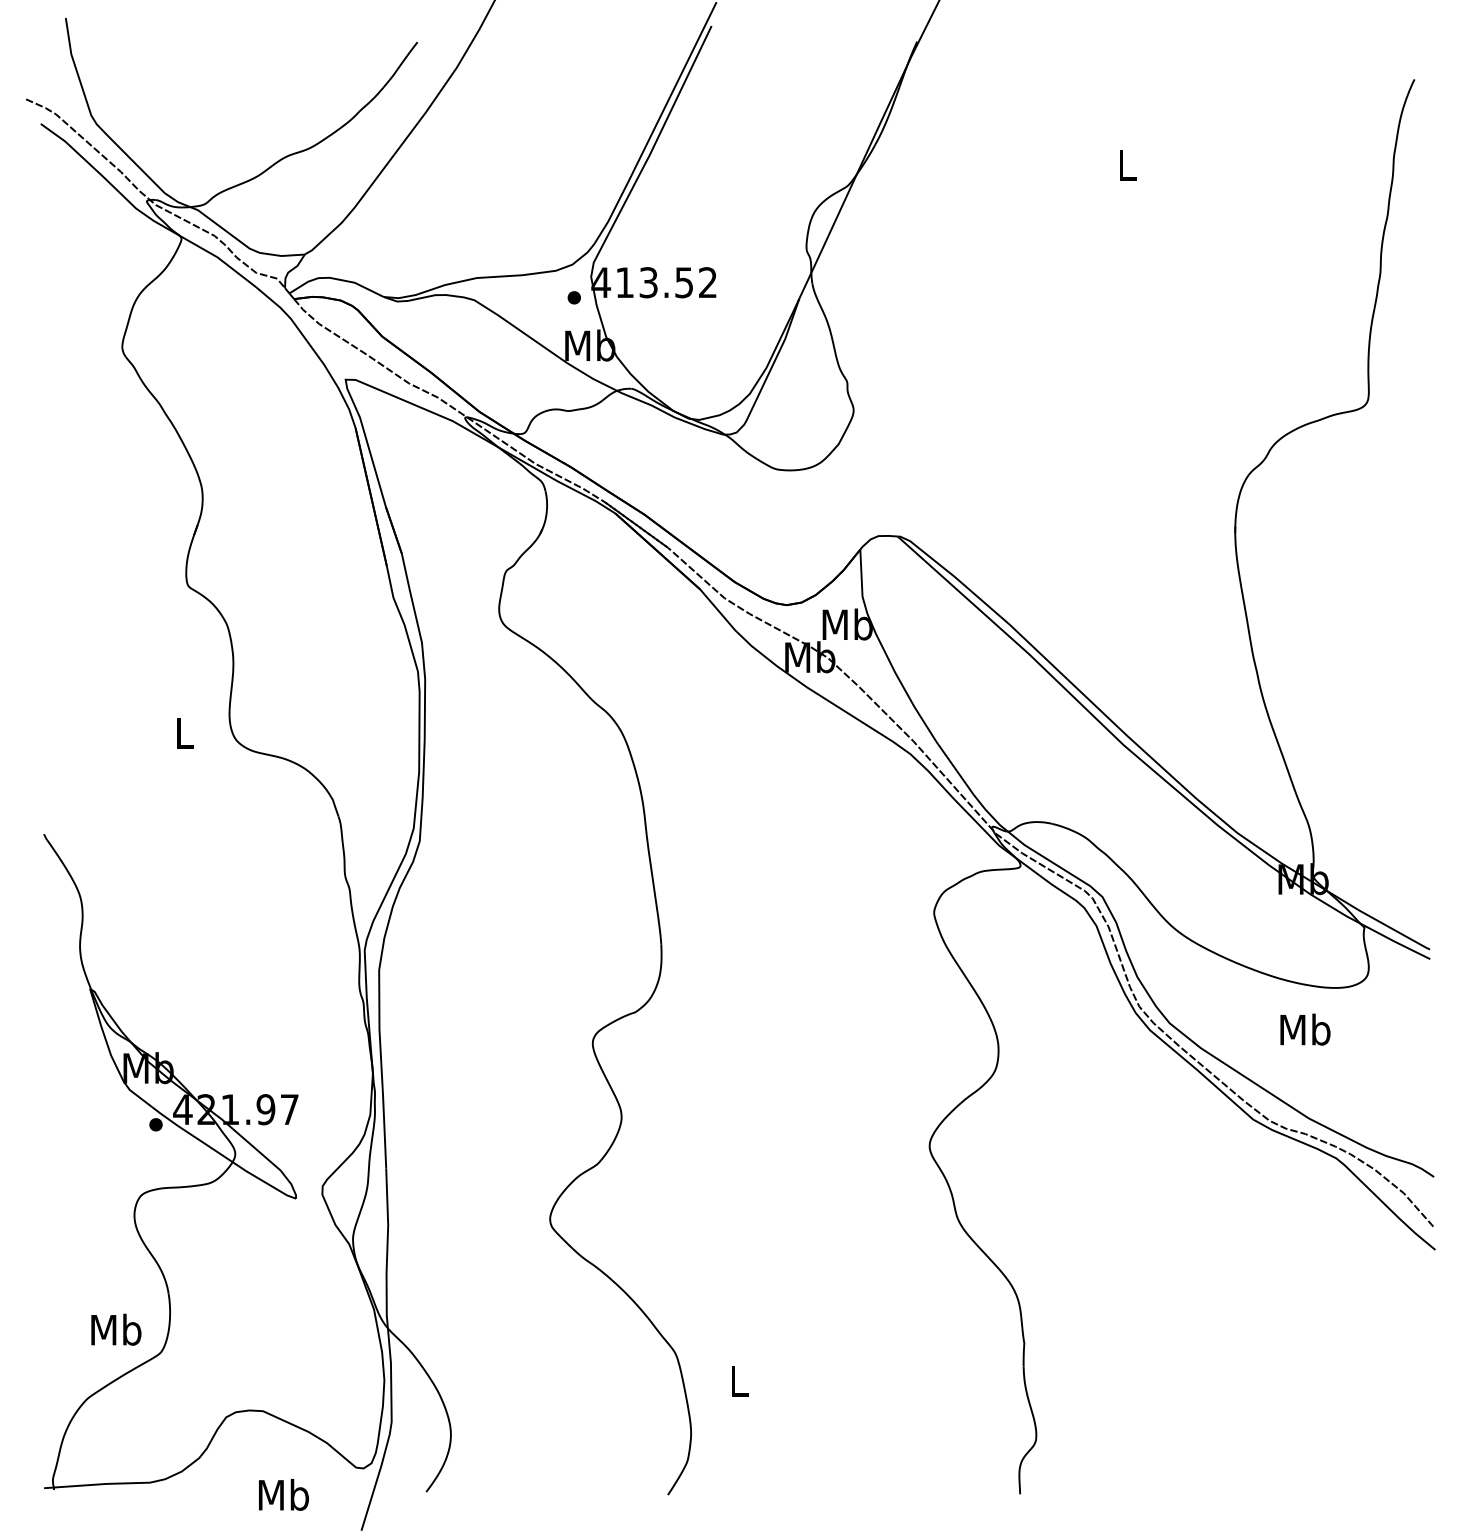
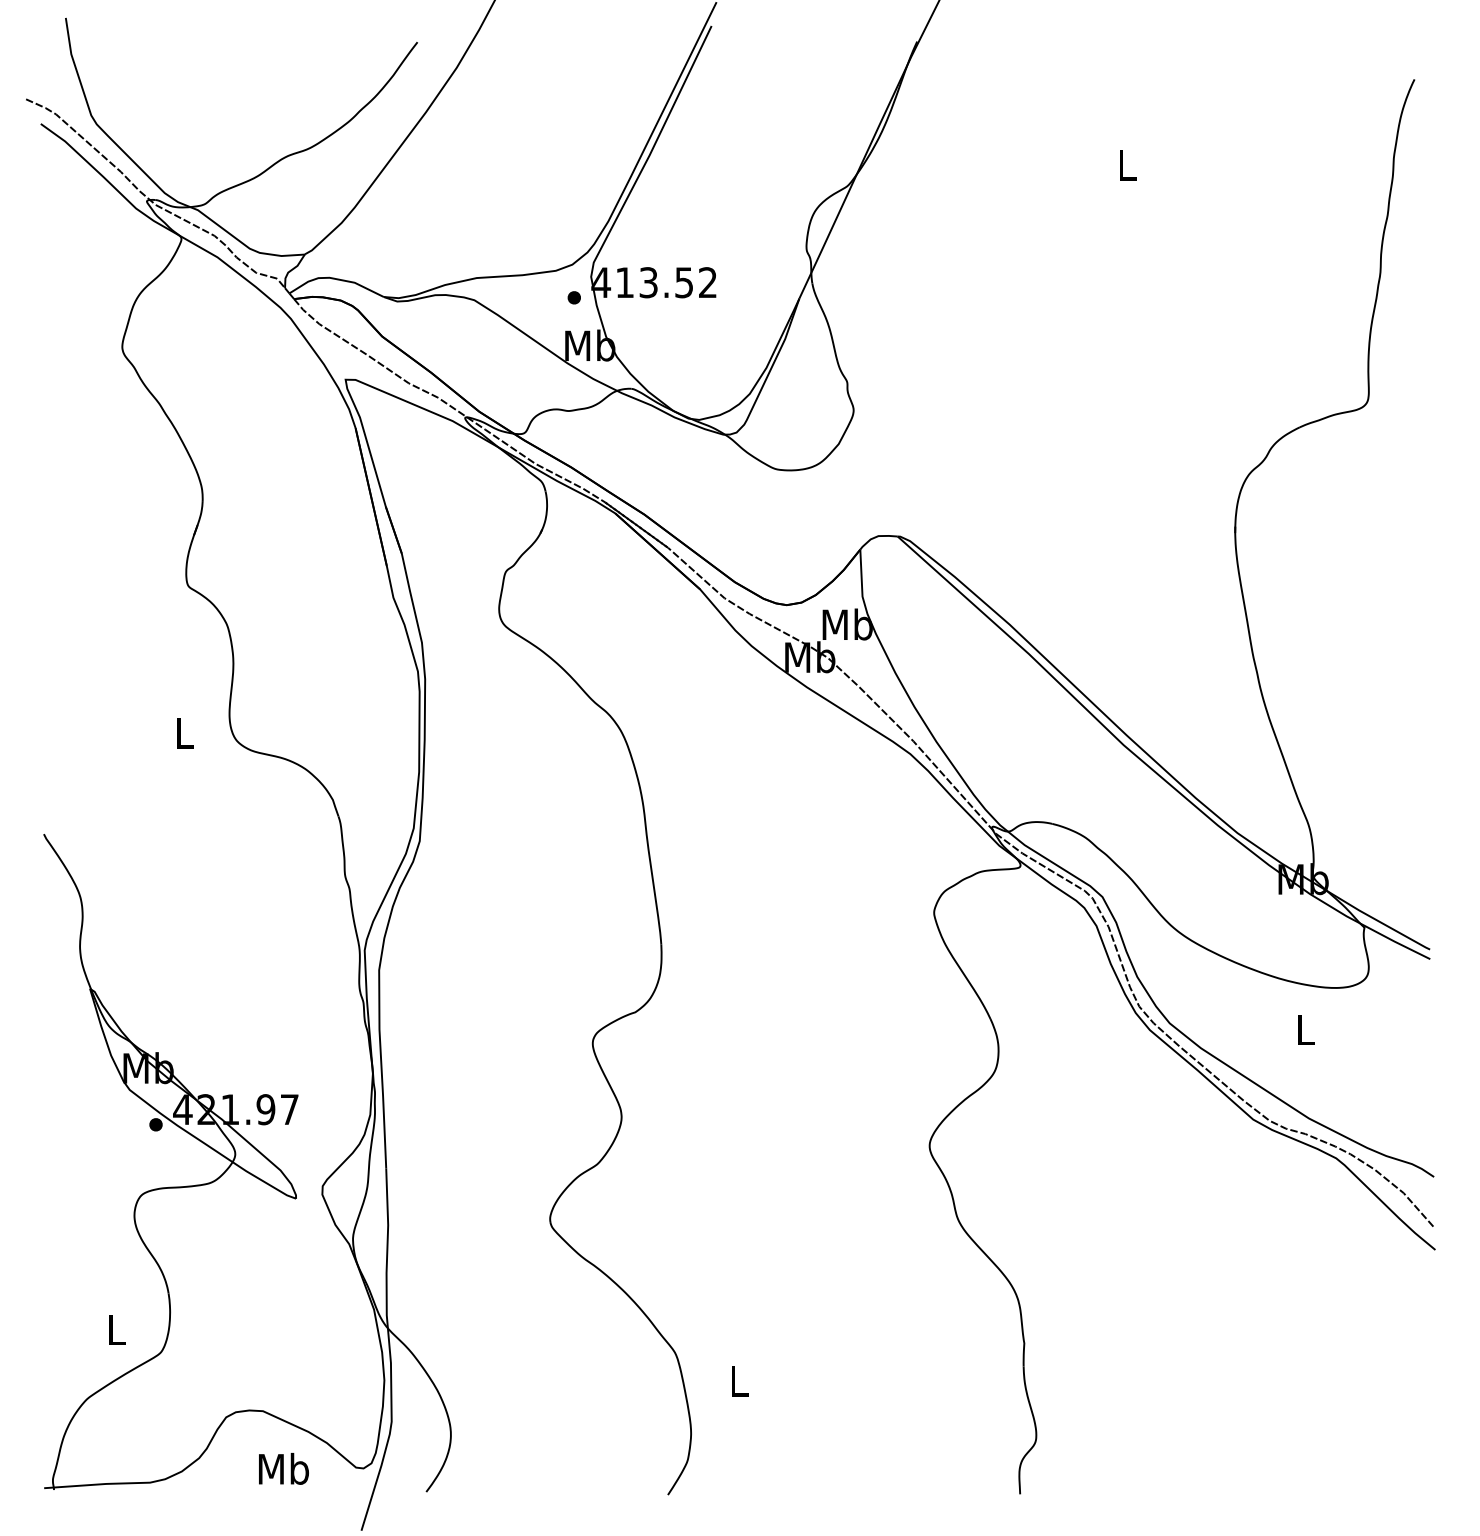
text: Mb -> L (1305, 1029)
text: Mb -> L (116, 1329)
text position: (283, 1494) -> (283, 1468) (283, 1468)
